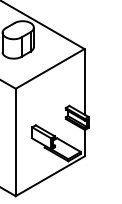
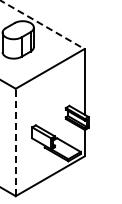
line: solid -> dashed (42, 24)
line: solid -> dashed (15, 142)
